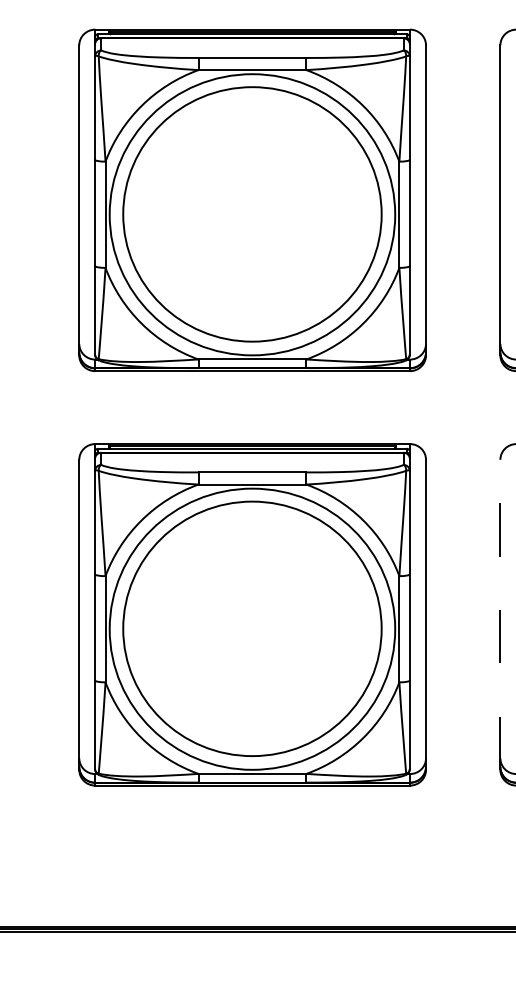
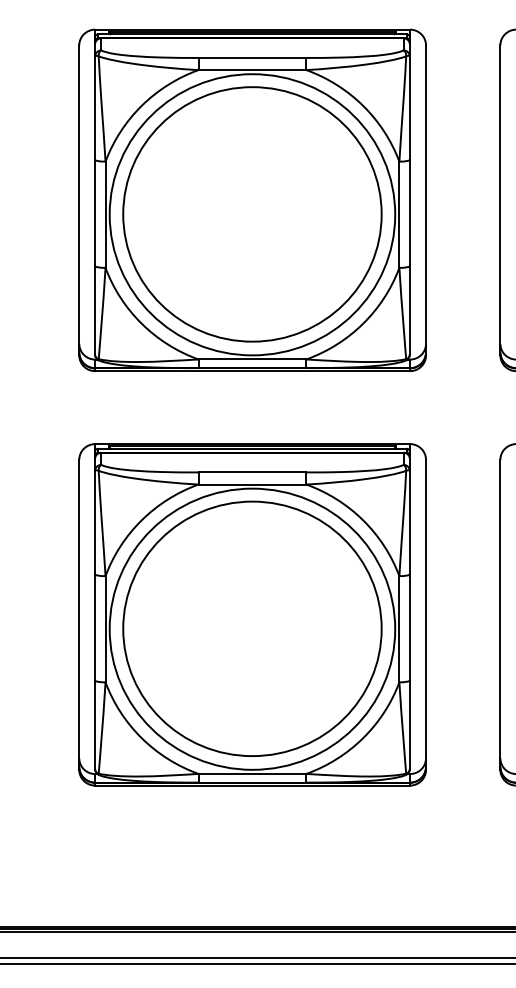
line: dashed -> solid (500, 614)
line: none -> present (257, 958)
line: none -> present (257, 964)
